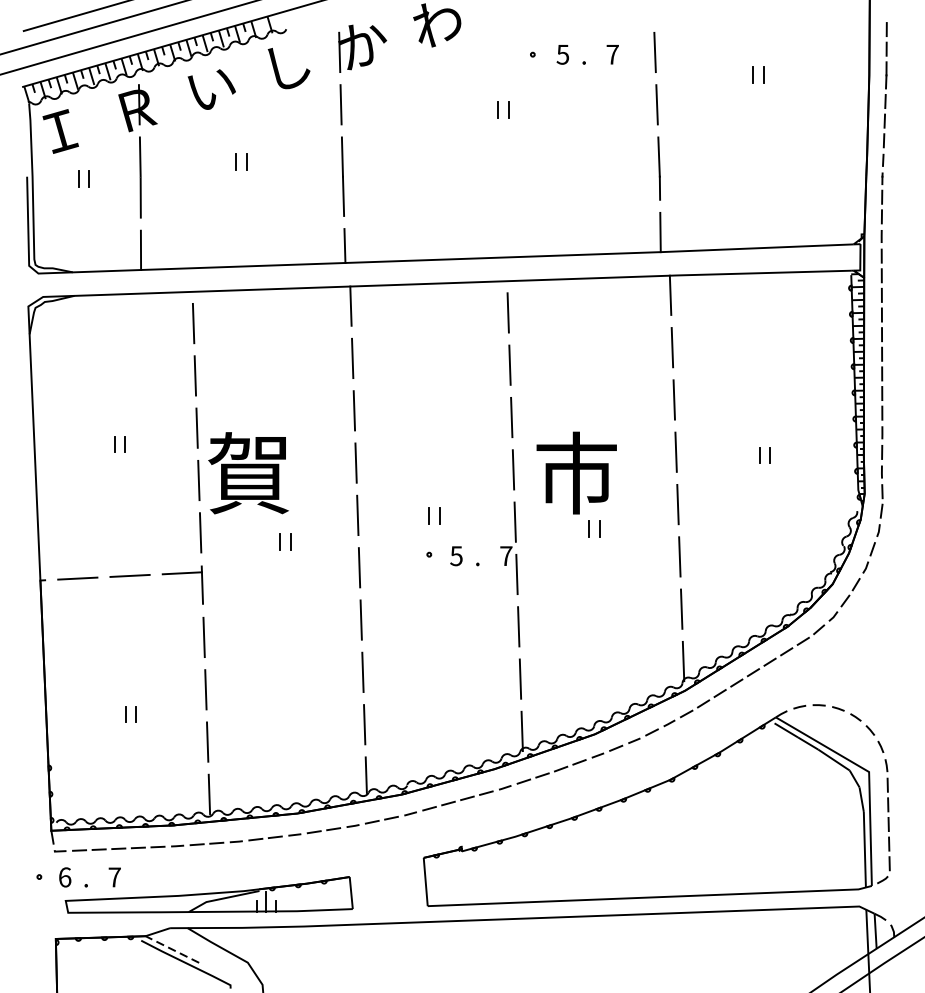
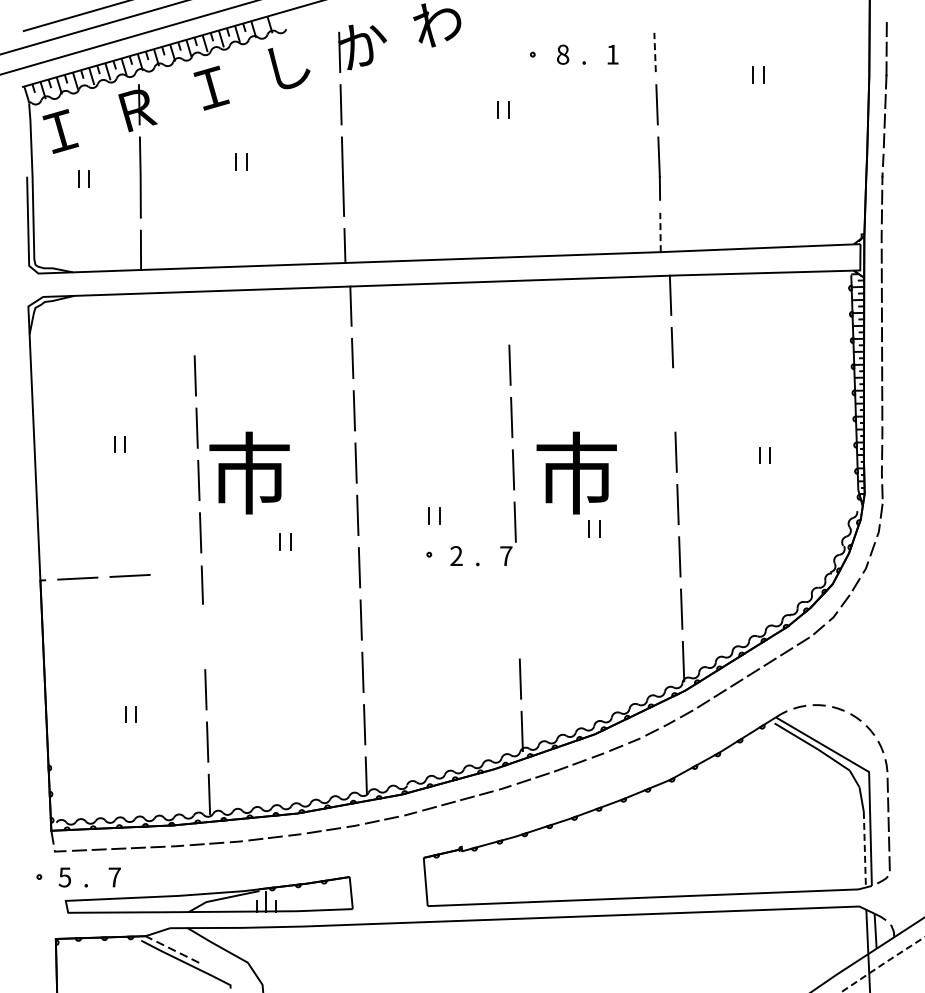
line: solid -> dashed (655, 52)
text: 5 -> 8 (562, 54)
text: 7 -> 1 (612, 54)
text: い -> Ｉ (211, 87)
line: solid -> dashed (660, 232)
line: present -> none (507, 312)
line: present -> none (193, 323)
line: present -> none (673, 399)
text: 賀 -> 市 (248, 472)
text: 5 -> 2 (456, 556)
line: present -> none (181, 573)
line: present -> none (516, 574)
line: present -> none (518, 626)
line: present -> none (203, 637)
line: solid -> dashed (864, 849)
text: 6 -> 5 (64, 877)
line: solid -> dashed (882, 964)
